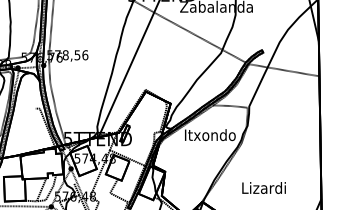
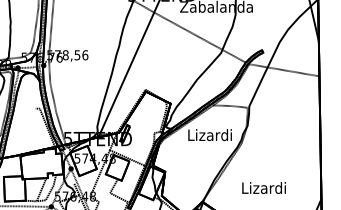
text: Itxondo -> Lizardi (210, 135)
